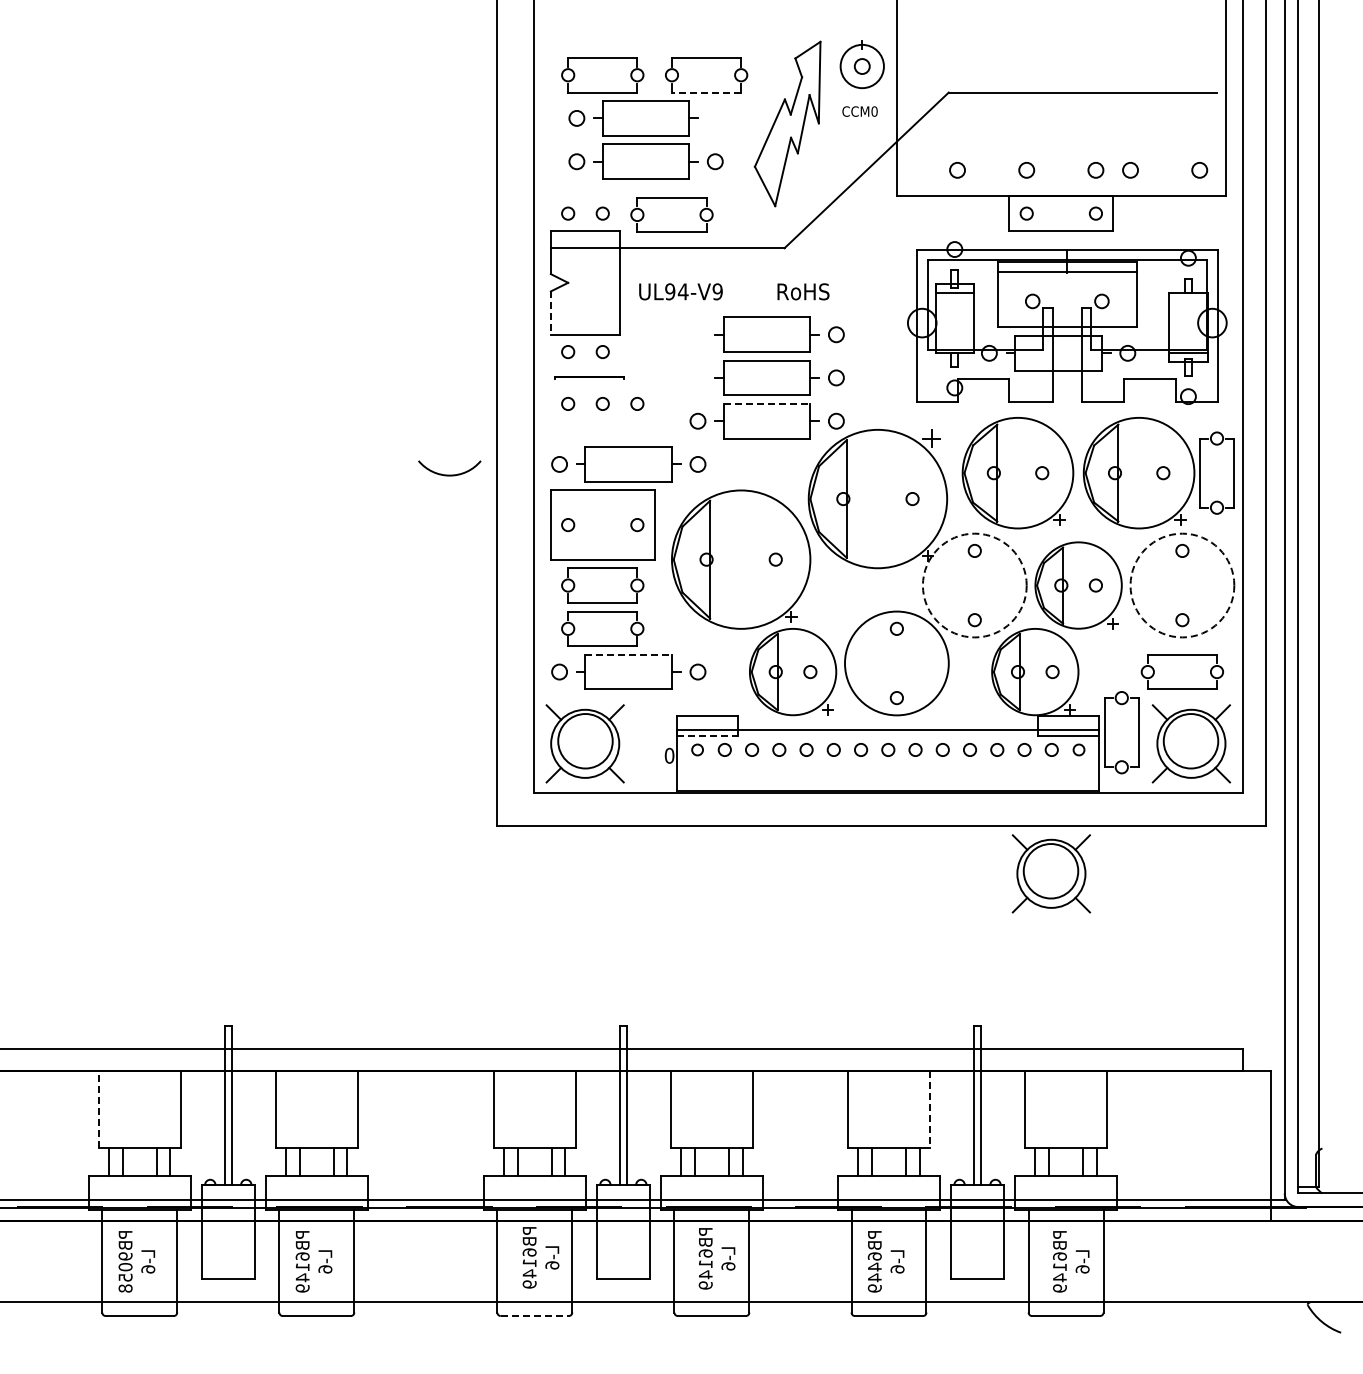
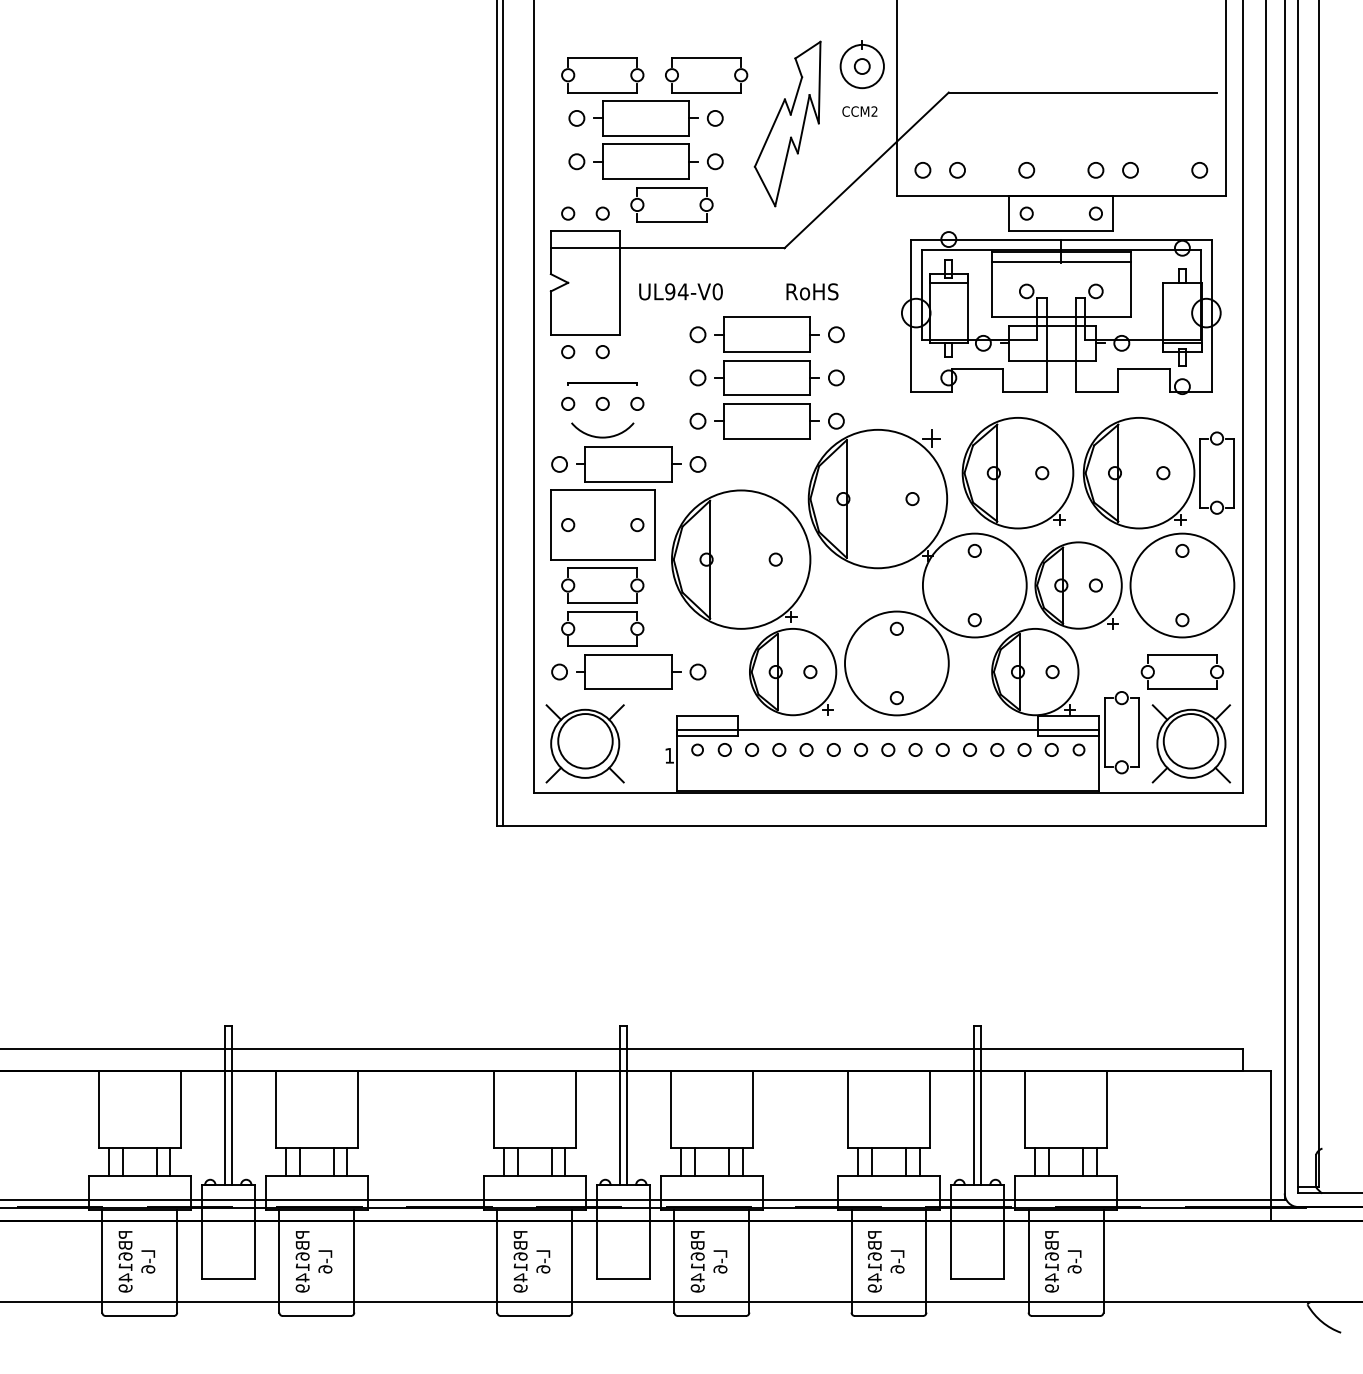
line: dashed -> solid (706, 92)
text: CCM0 -> CCM2 (874, 111)
circle: none -> present (714, 118)
circle: none -> present (922, 170)
part position: (671, 198) -> (671, 188) (671, 188)
text: UL94-V9 -> UL94-V0 (717, 291)
text position: (803, 291) -> (812, 291) (812, 291)
line: dashed -> solid (550, 313)
part position: (1067, 322) -> (1061, 312) (1061, 312)
circle: none -> present (697, 334)
part position: (589, 377) -> (602, 383) (602, 383)
circle: none -> present (697, 377)
line: dashed -> solid (767, 403)
line: none -> present (503, 413)
arc position: (449, 474) -> (602, 436) (602, 436)
circle: dashed -> solid (974, 585)
circle: dashed -> solid (1182, 585)
line: dashed -> solid (629, 654)
line: dashed -> solid (707, 736)
text: 0 -> 1 (669, 755)
part: present -> none (1051, 873)
line: dashed -> solid (98, 1109)
line: dashed -> solid (929, 1109)
text position: (540, 1257) -> (531, 1261) (531, 1261)
text position: (716, 1258) -> (708, 1261) (708, 1261)
text position: (1071, 1261) -> (1063, 1261) (1063, 1261)
text: PB6449 -> PB6149 (874, 1266)
text: PB9058 -> PB6149 (125, 1272)
line: dashed -> solid (535, 1316)
